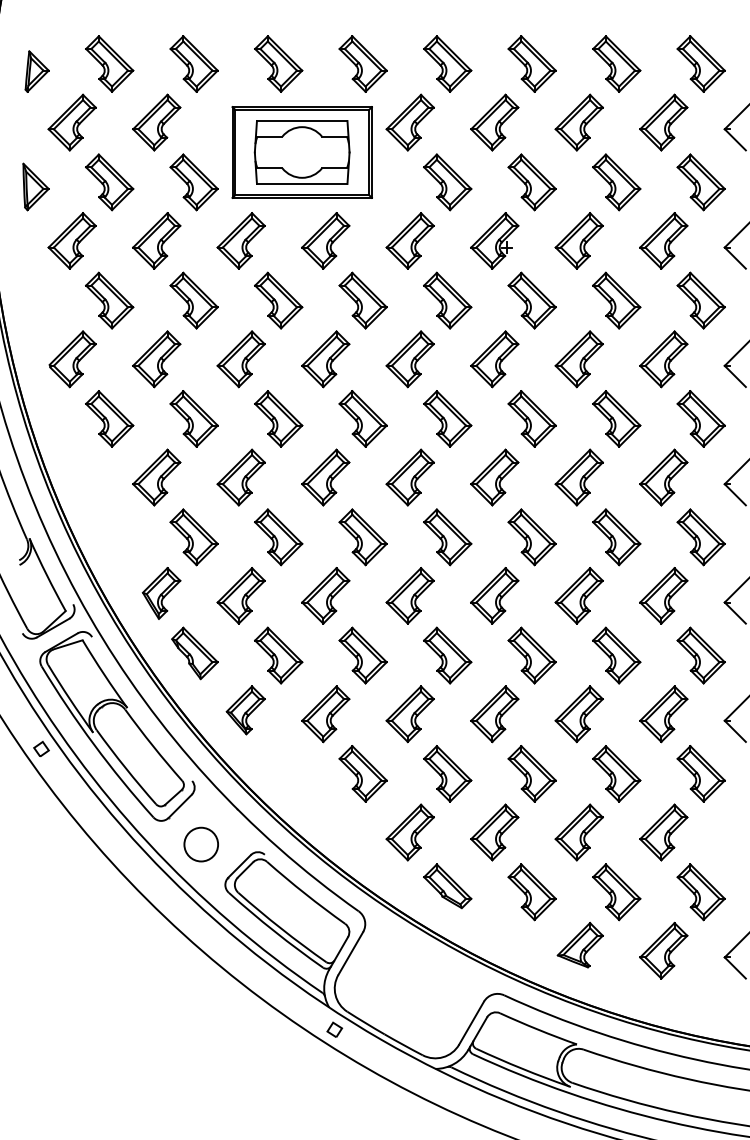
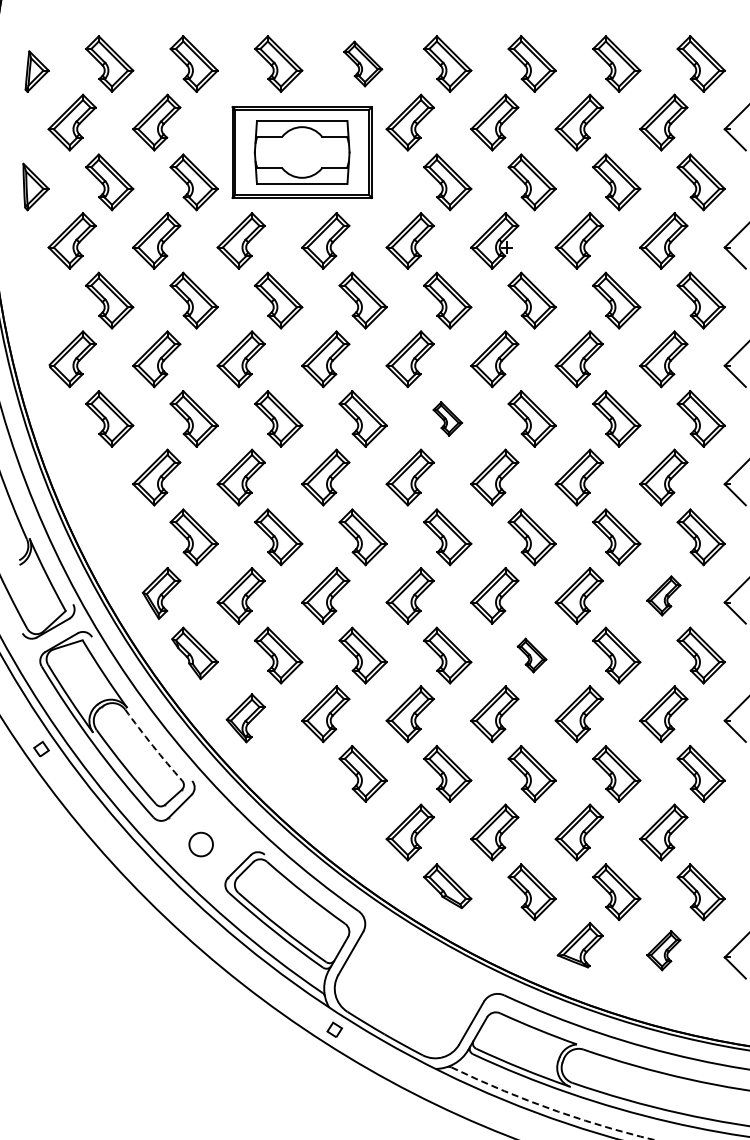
part size: 50x58 px -> 41x48 px (363, 63)
part size: 50x58 px -> 31x36 px (447, 418)
part size: 50x58 px -> 36x42 px (663, 595)
part size: 50x59 px -> 32x37 px (531, 655)
part position: (245, 710) -> (245, 718) (245, 718)
arc: solid -> dashed (152, 745)
circle size: 36x37 px -> 26x27 px (200, 844)
part size: 50x59 px -> 36x42 px (663, 950)
arc: solid -> dashed (551, 1109)
